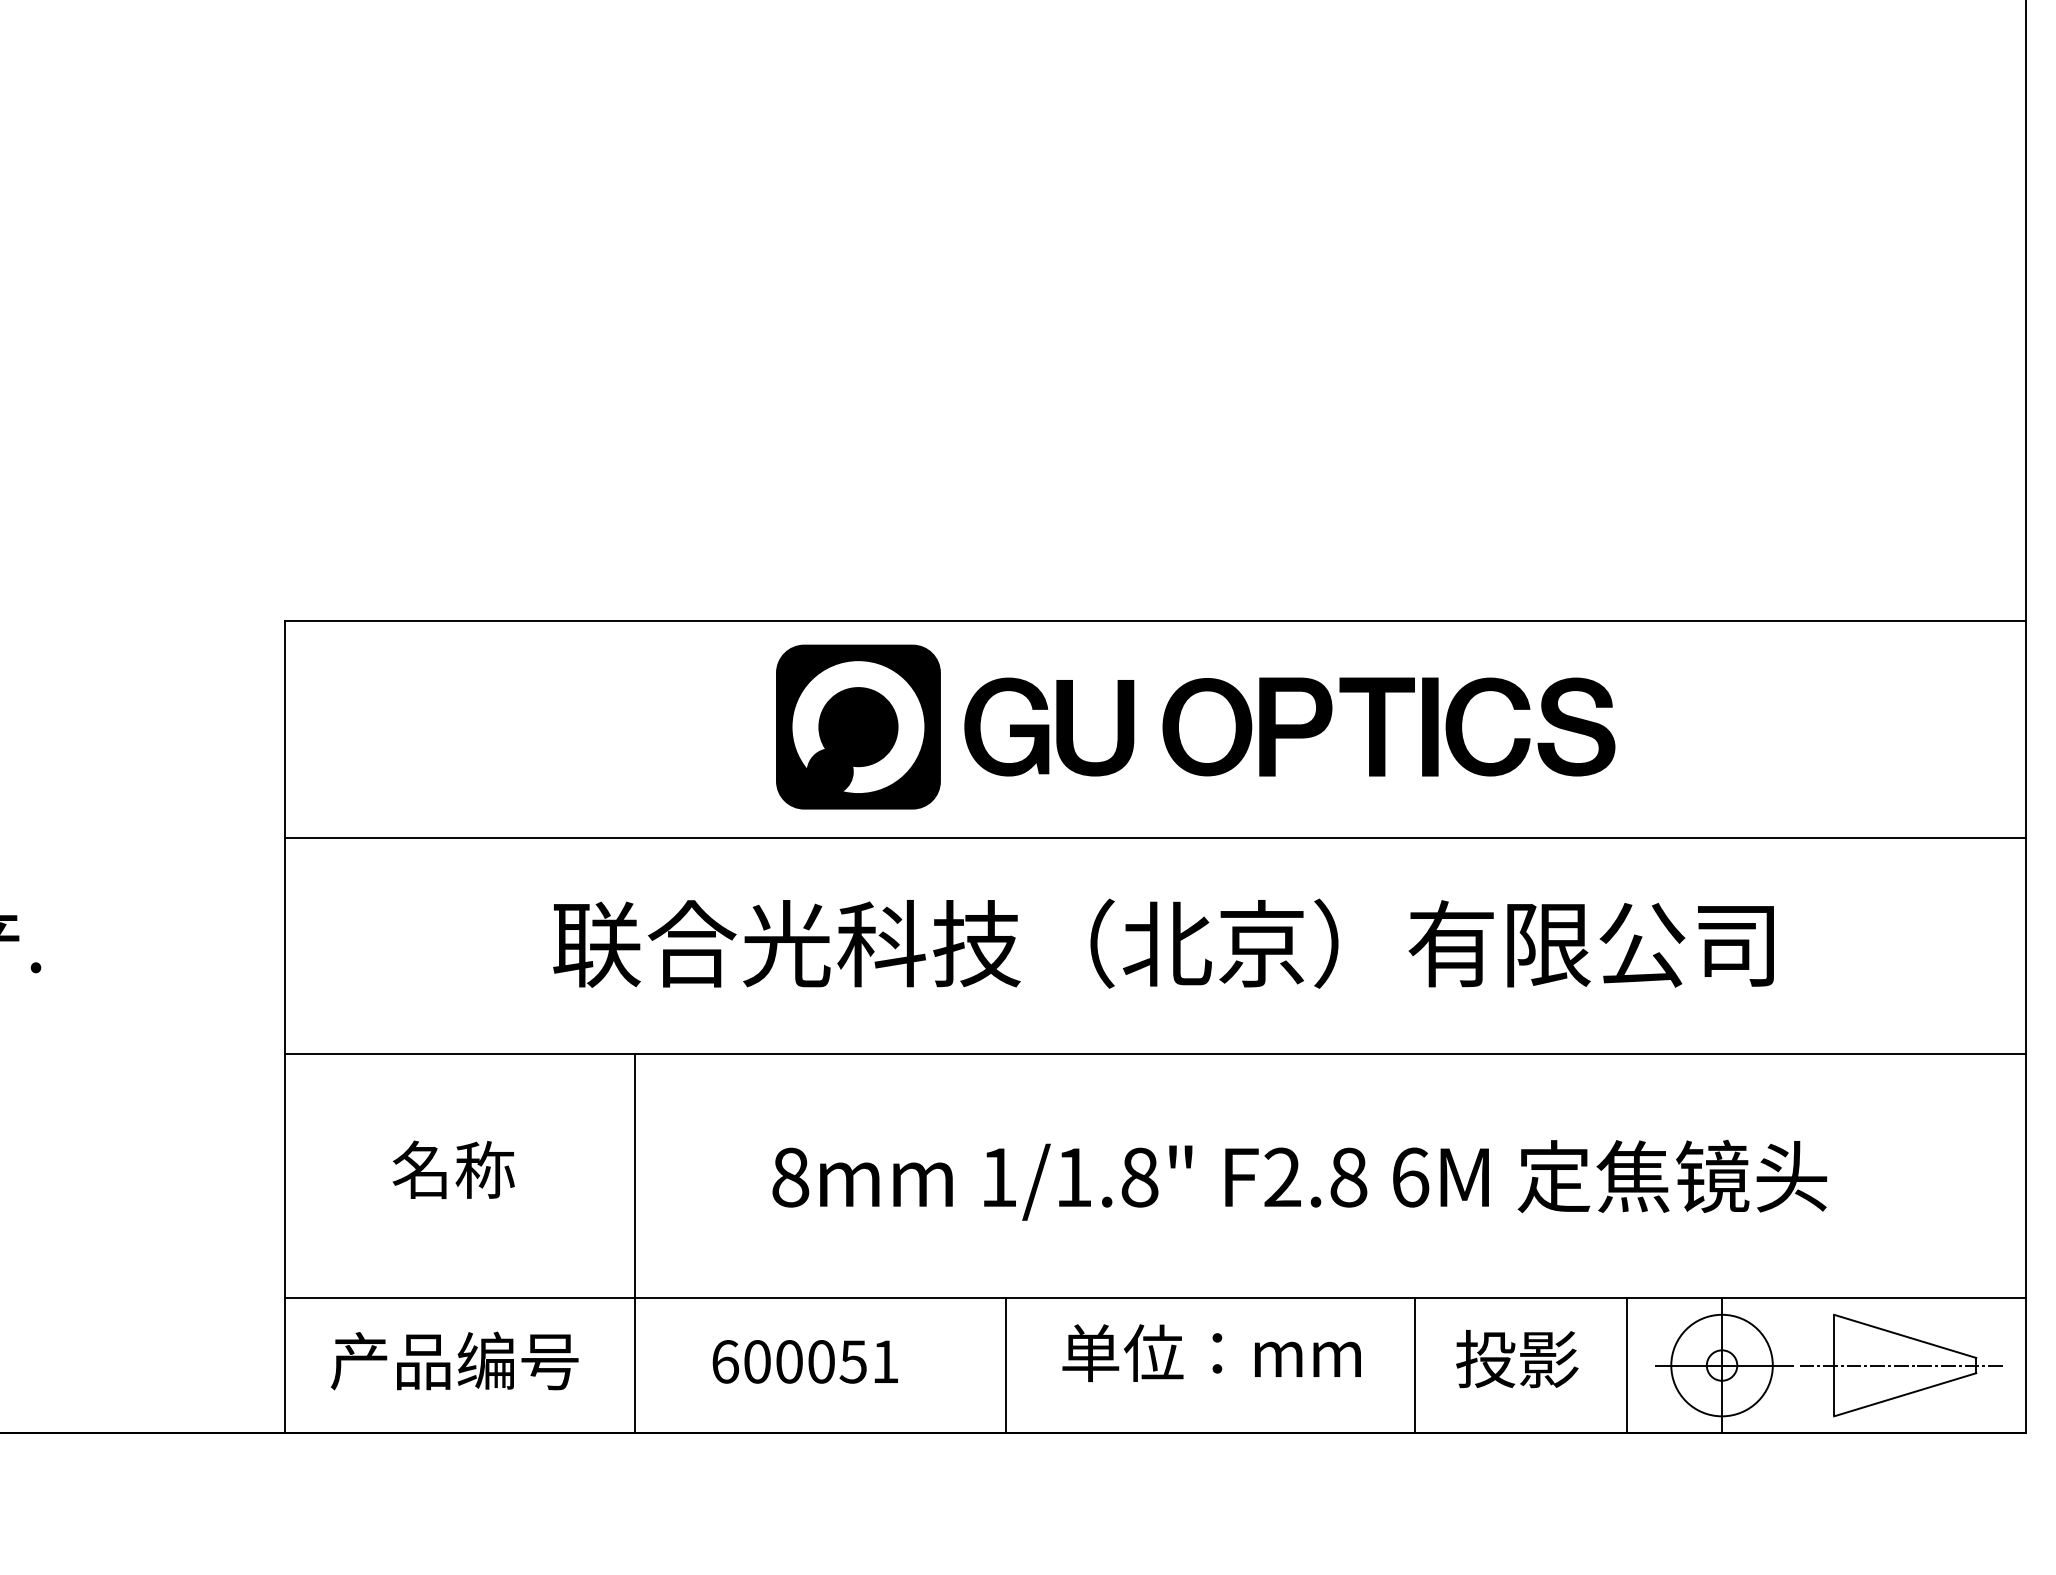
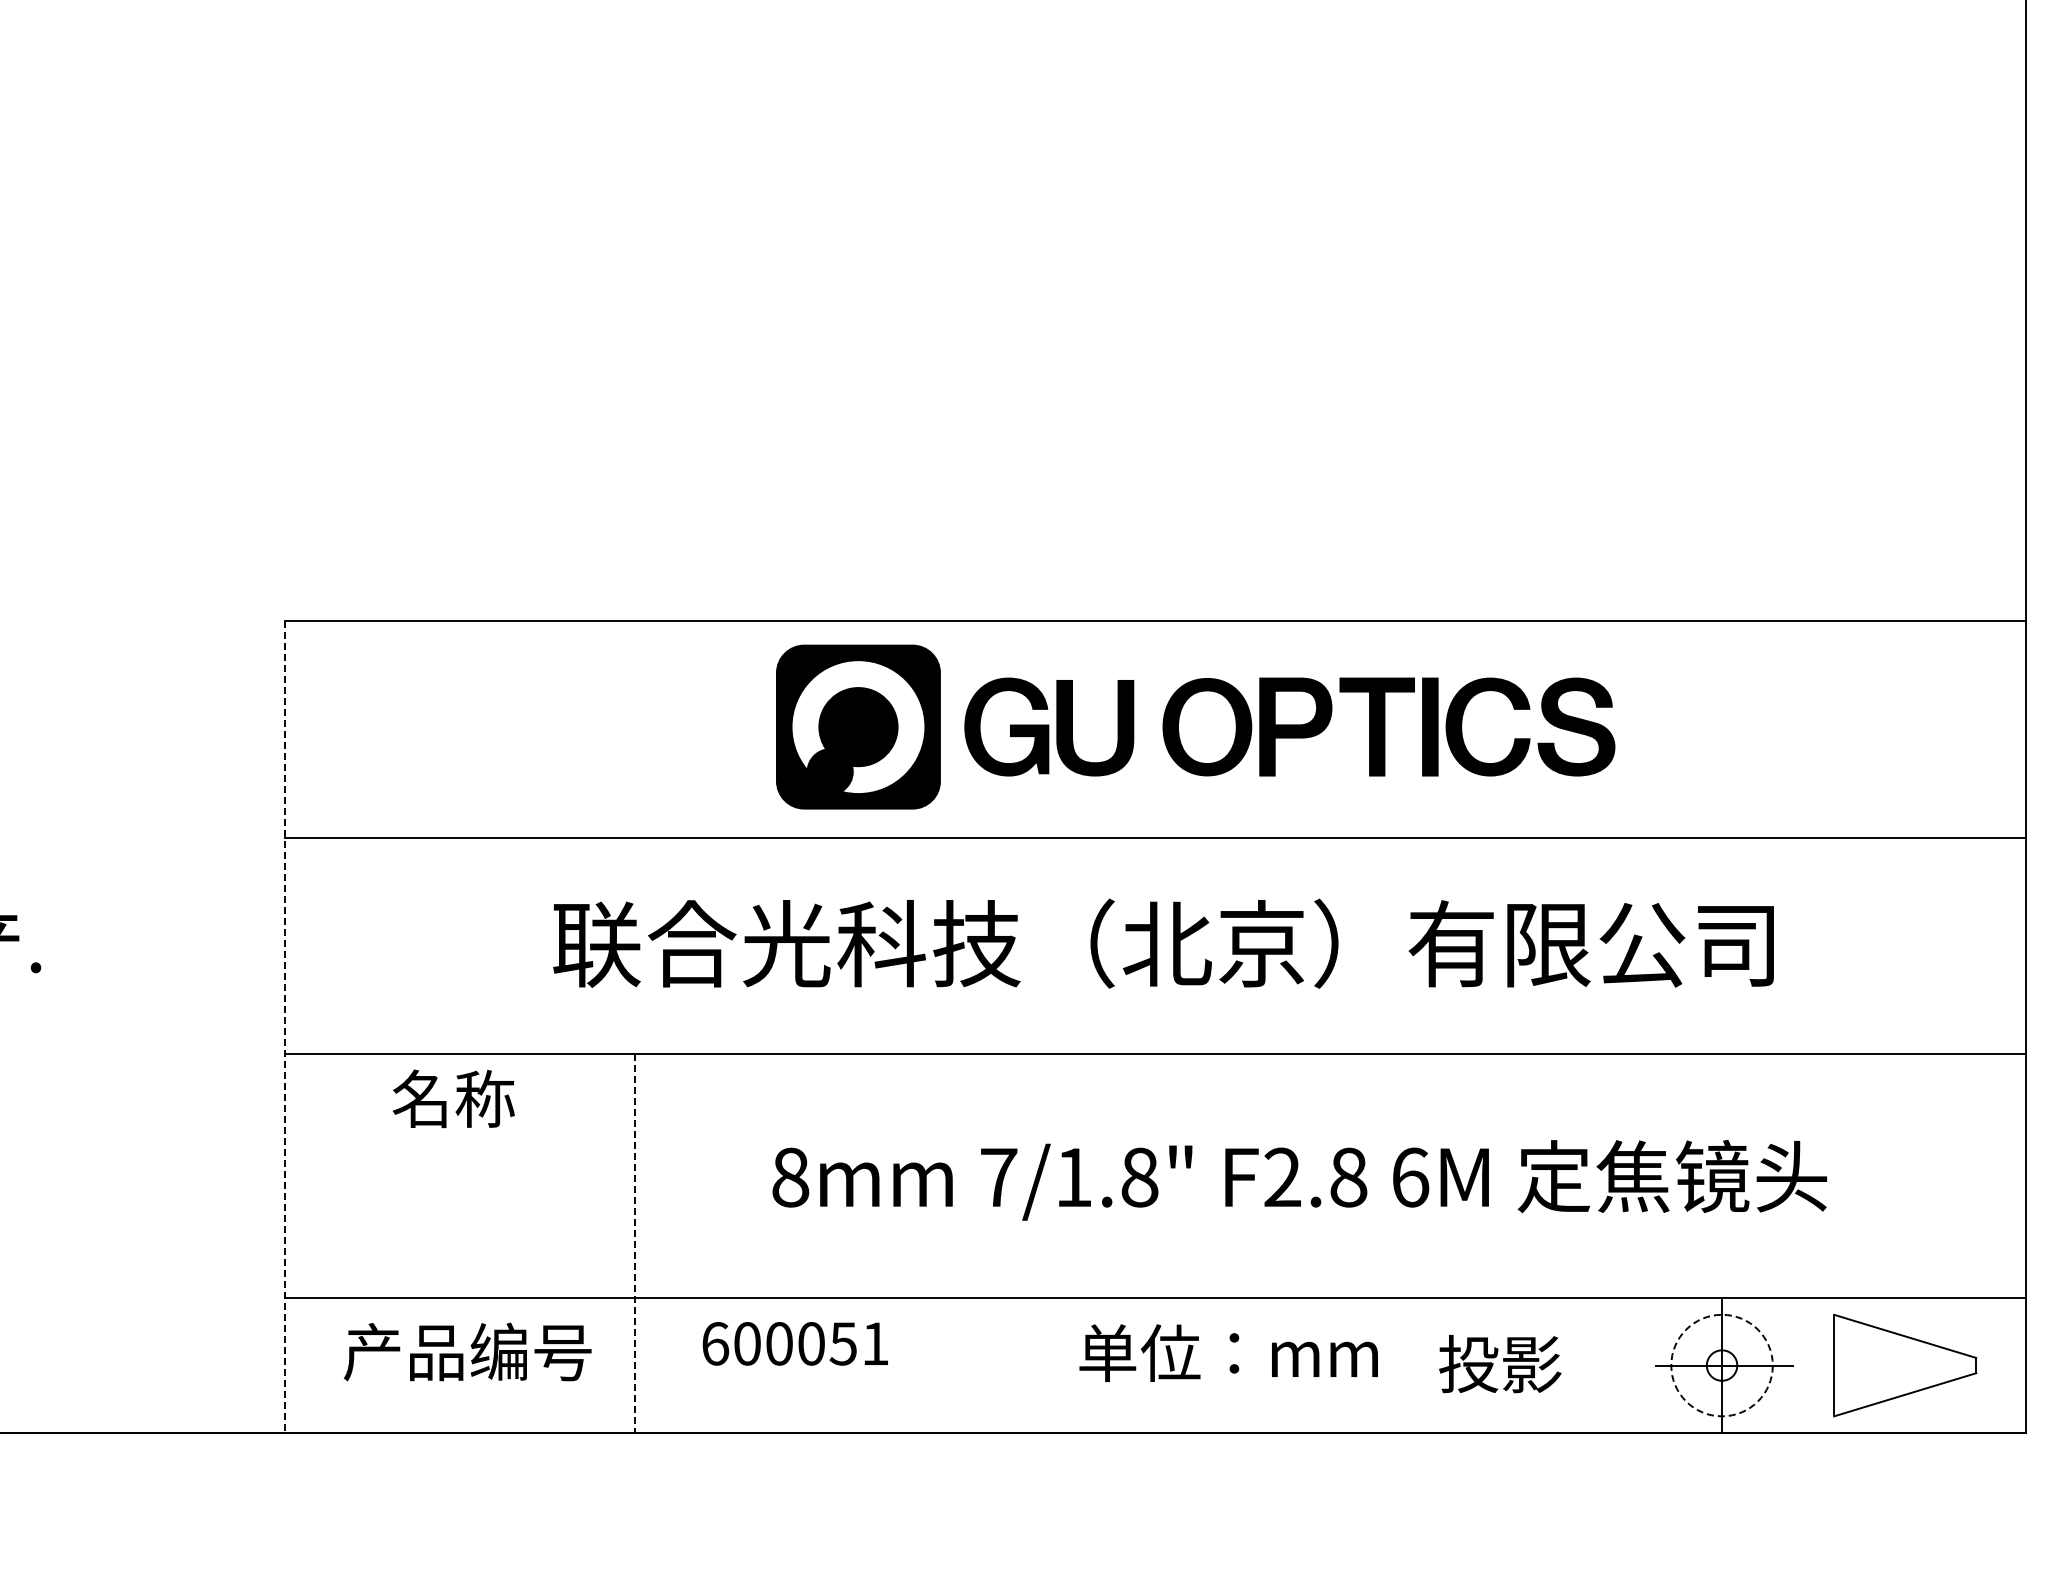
line: solid -> dashed (284, 1027)
text position: (453, 1169) -> (453, 1098) (453, 1098)
text: 1/1.8" -> 7/1.8" (999, 1177)
line: solid -> dashed (635, 1243)
text position: (1211, 1352) -> (1228, 1352) (1228, 1352)
text position: (1517, 1359) -> (1500, 1364) (1500, 1364)
text position: (454, 1360) -> (467, 1351) (467, 1351)
text position: (804, 1361) -> (794, 1343) (794, 1343)
line: present -> none (1005, 1365)
line: present -> none (1414, 1365)
line: present -> none (1626, 1365)
circle: solid -> dashed (1721, 1365)
line: present -> none (1901, 1365)
